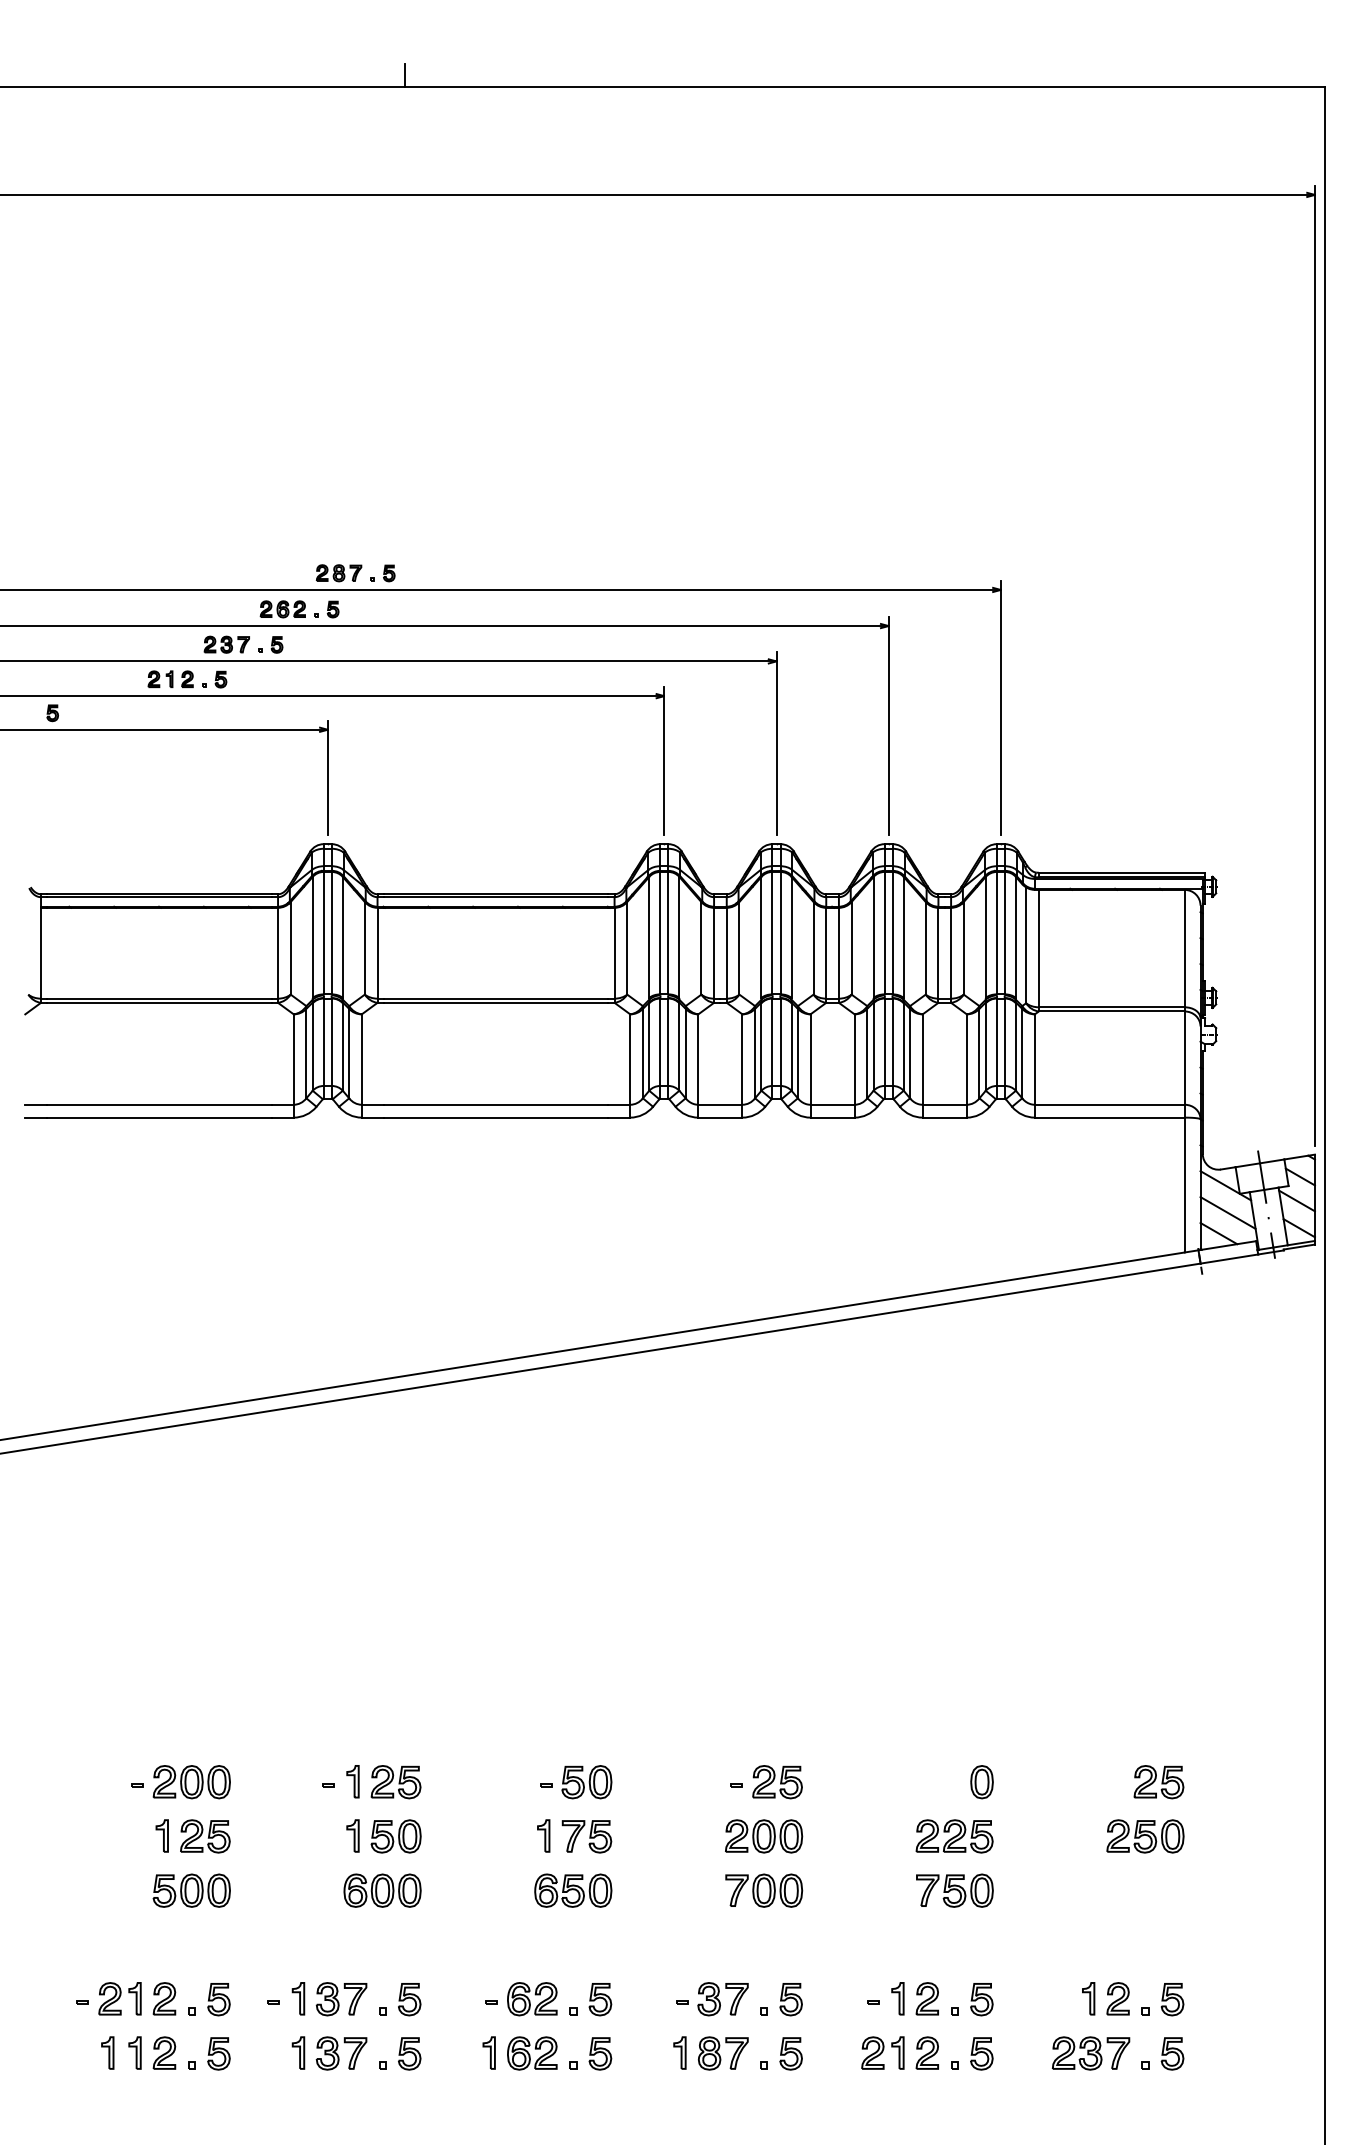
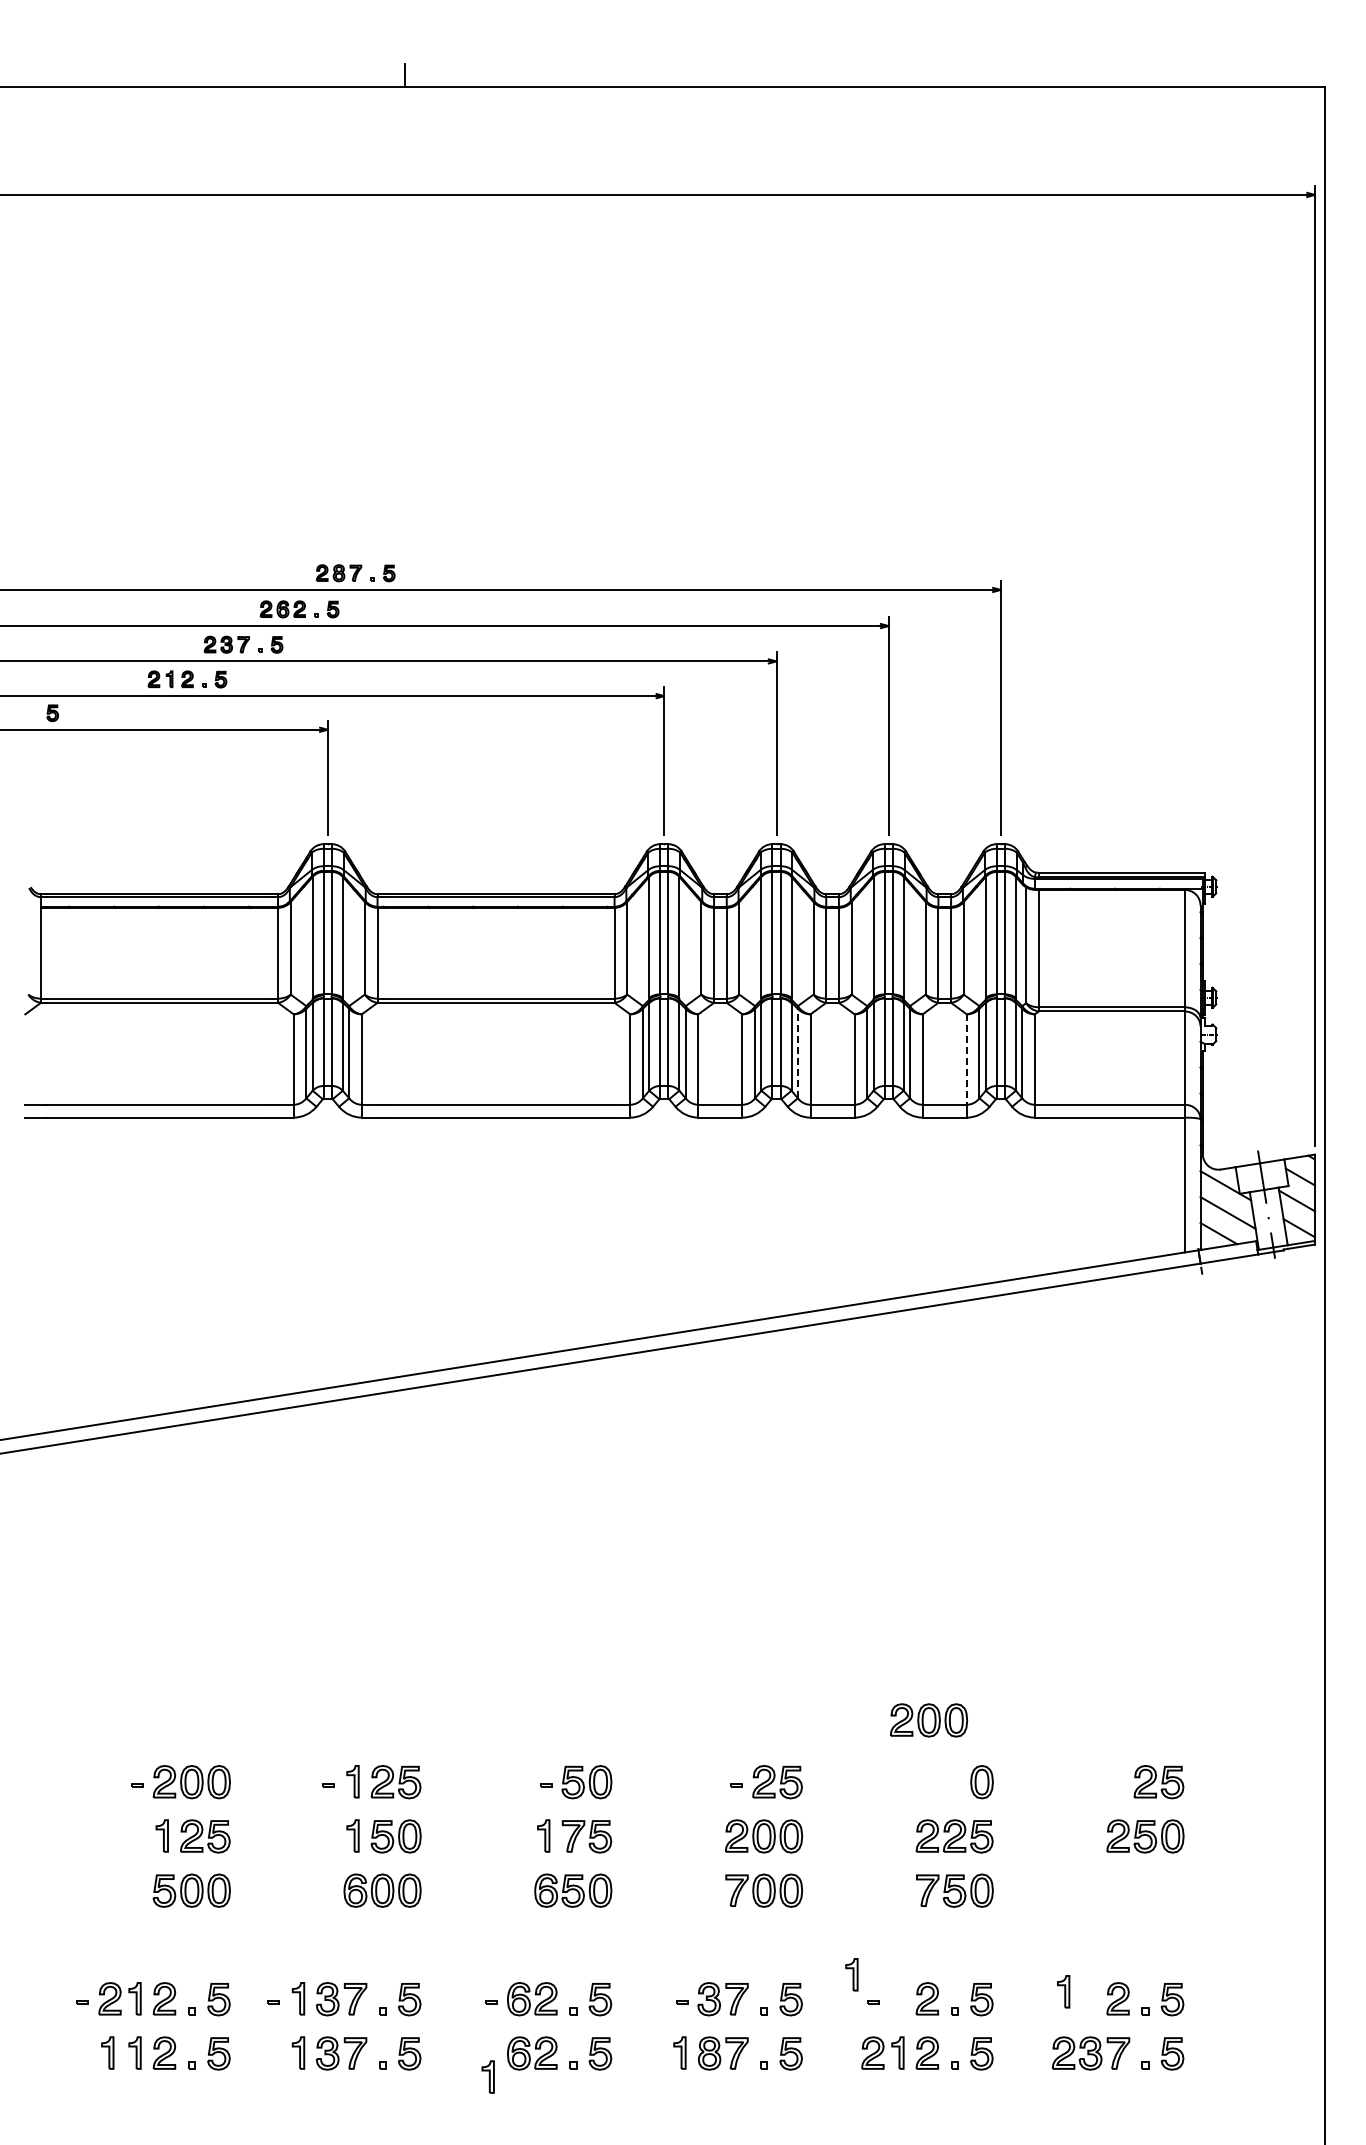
line: solid -> dashed (797, 1053)
line: solid -> dashed (966, 1060)
part: none -> present (929, 1720)
part position: (897, 1998) -> (851, 1974) (851, 1974)
part position: (1088, 1998) -> (1063, 1991) (1063, 1991)
part position: (488, 2052) -> (487, 2076) (487, 2076)
